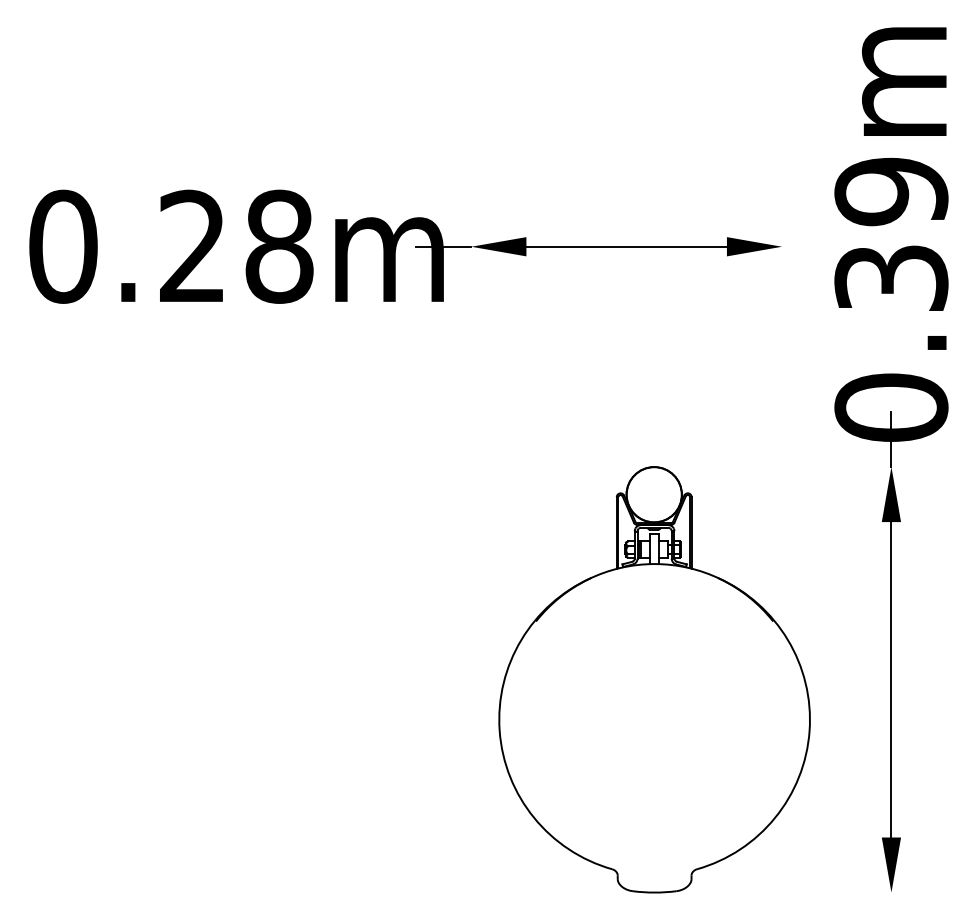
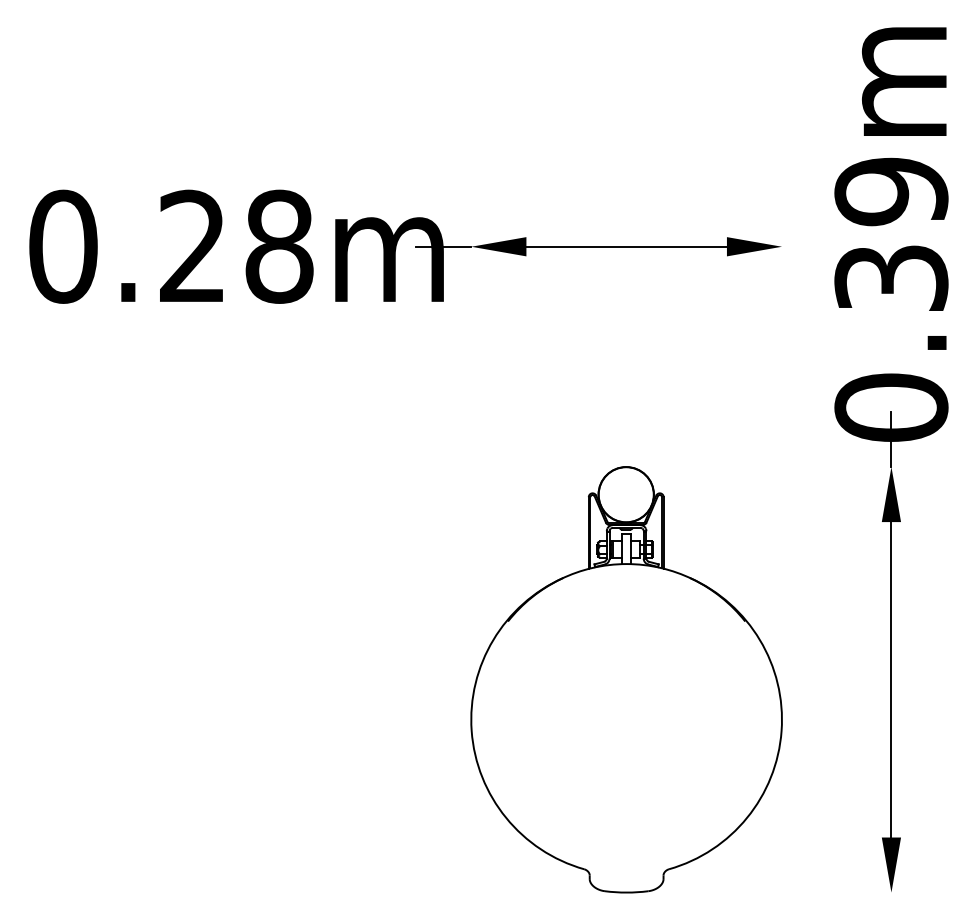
part position: (654, 679) -> (626, 679) (626, 679)
